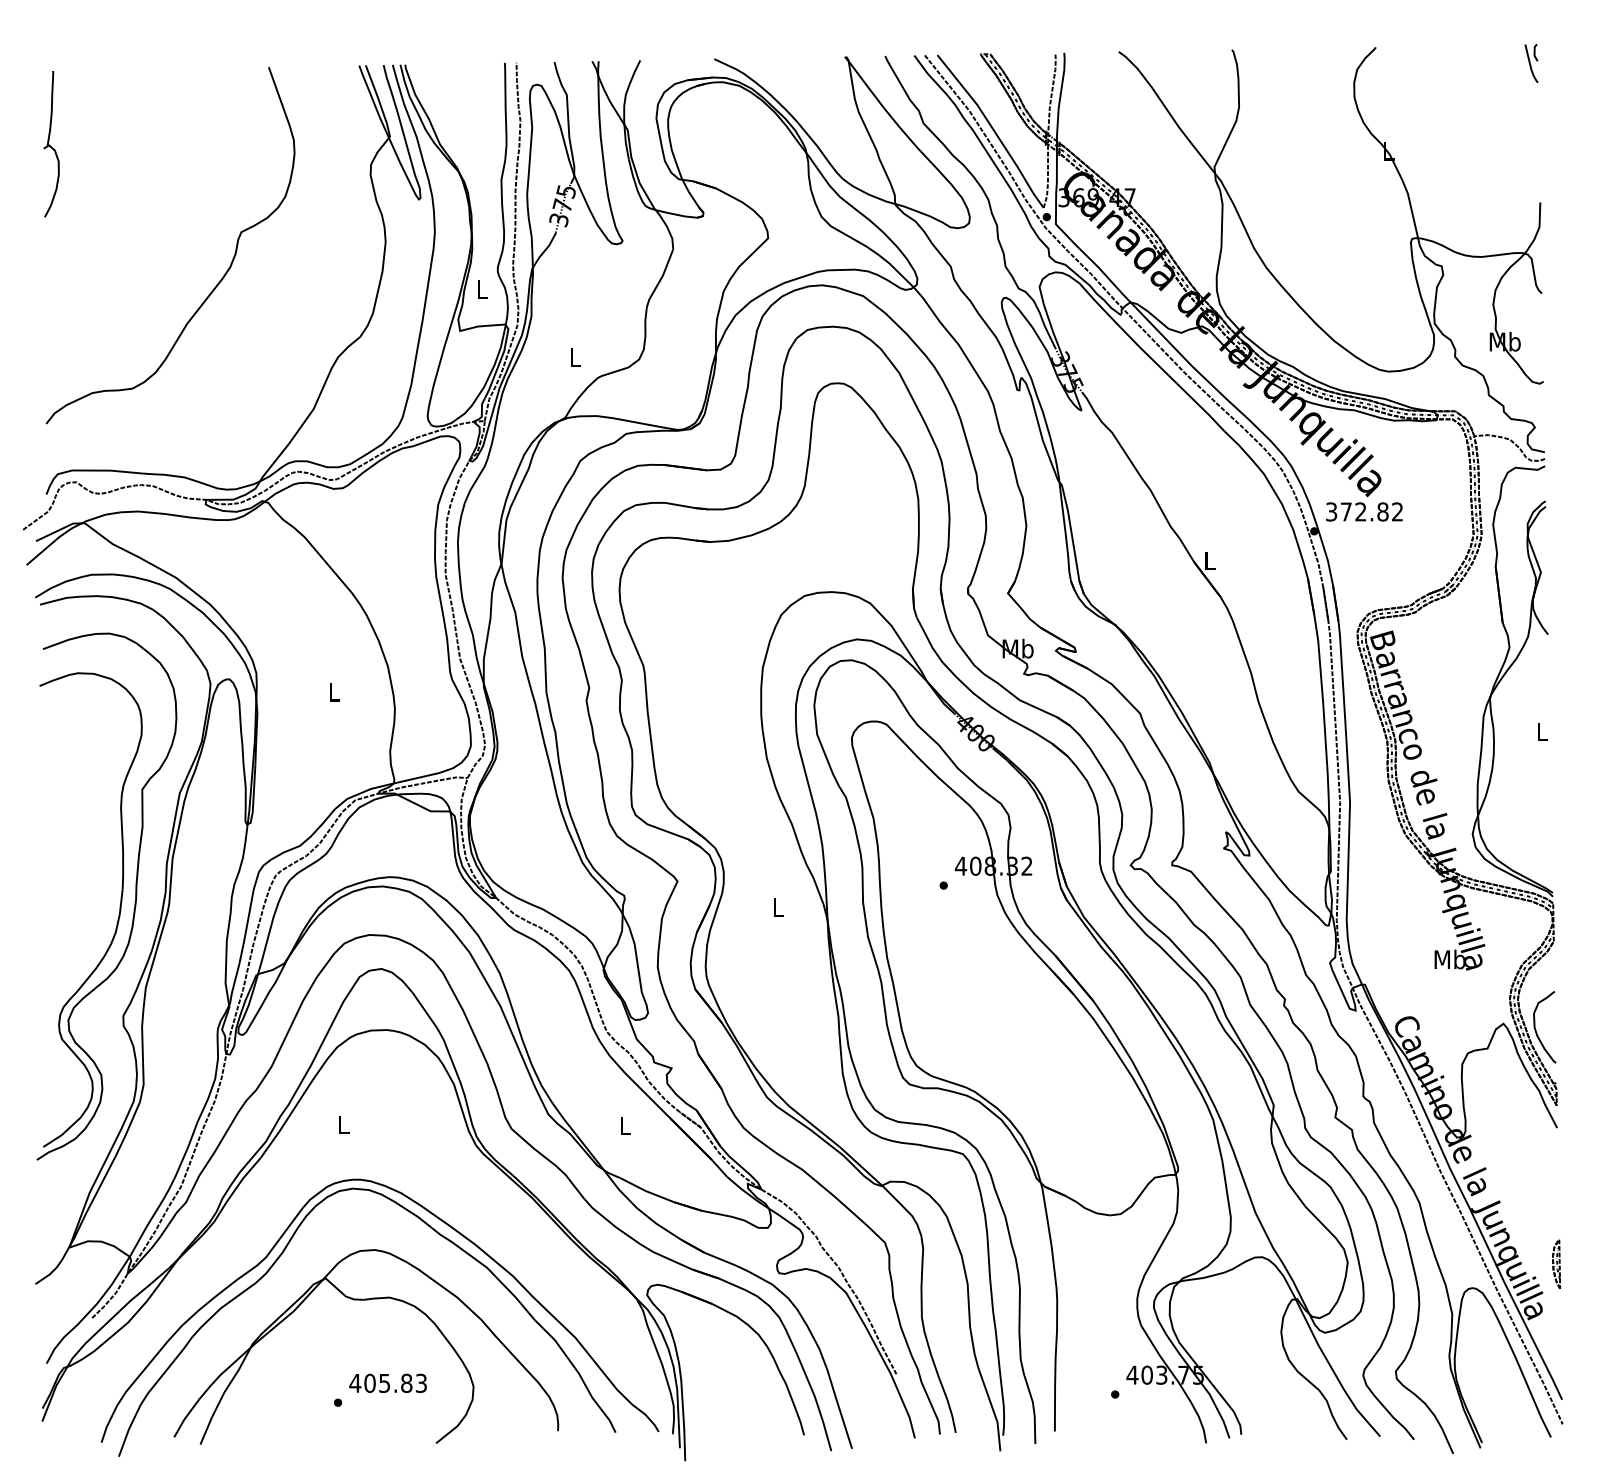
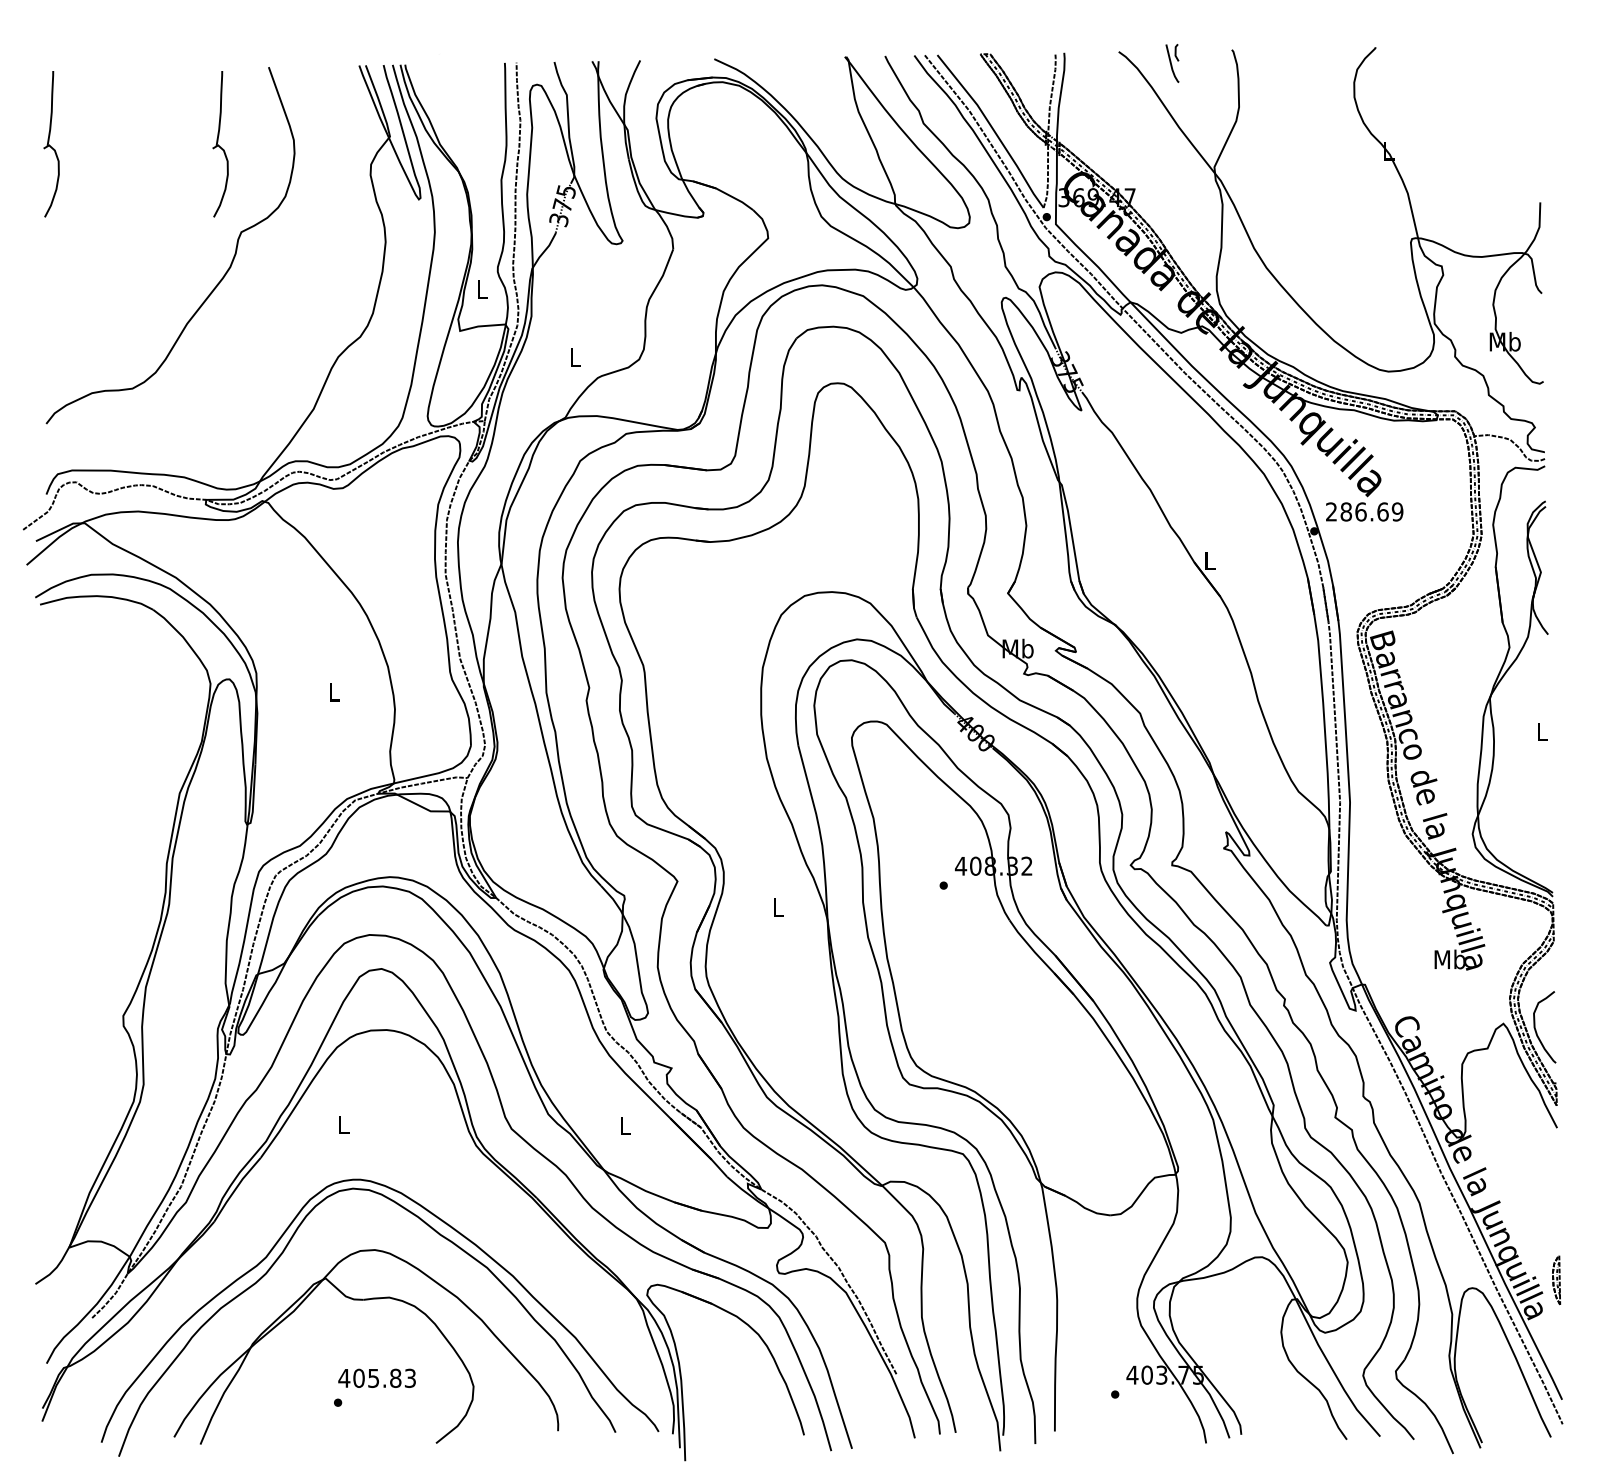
part position: (1531, 63) -> (1172, 63) (1172, 63)
part: none -> present (220, 144)
text: 372.82 -> 286.69 (1364, 511)
part: present -> none (120, 897)
part position: (1556, 1264) -> (1556, 1280) (1556, 1280)
text position: (387, 1382) -> (376, 1377) (376, 1377)
